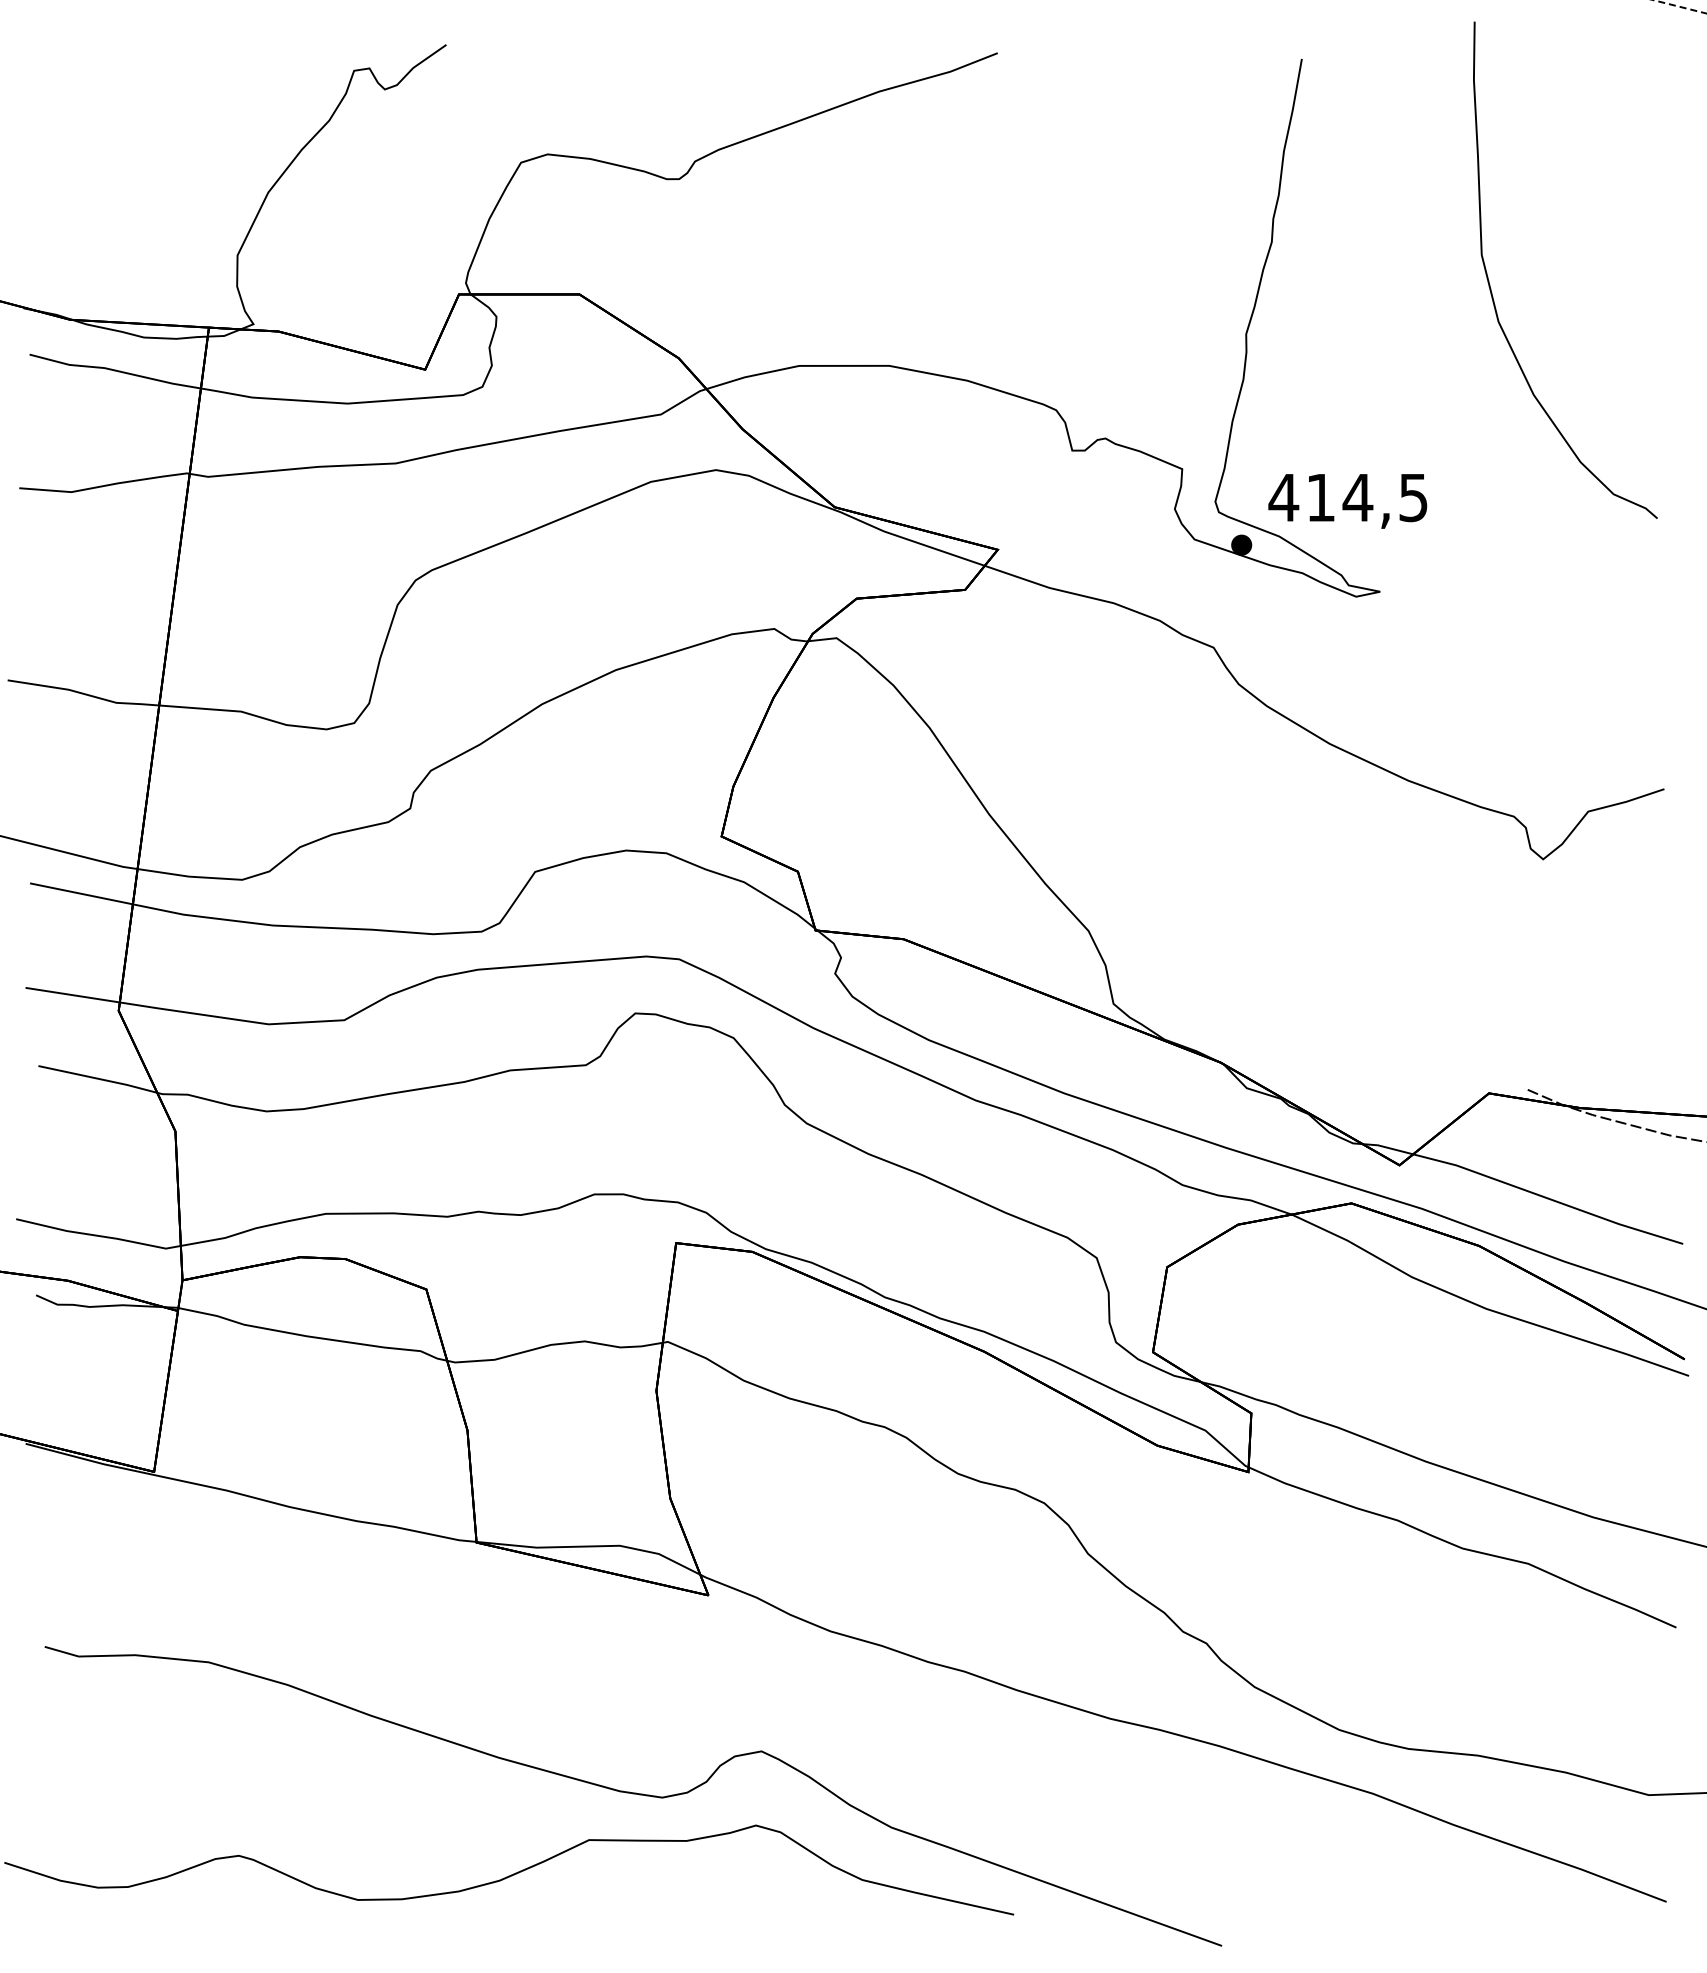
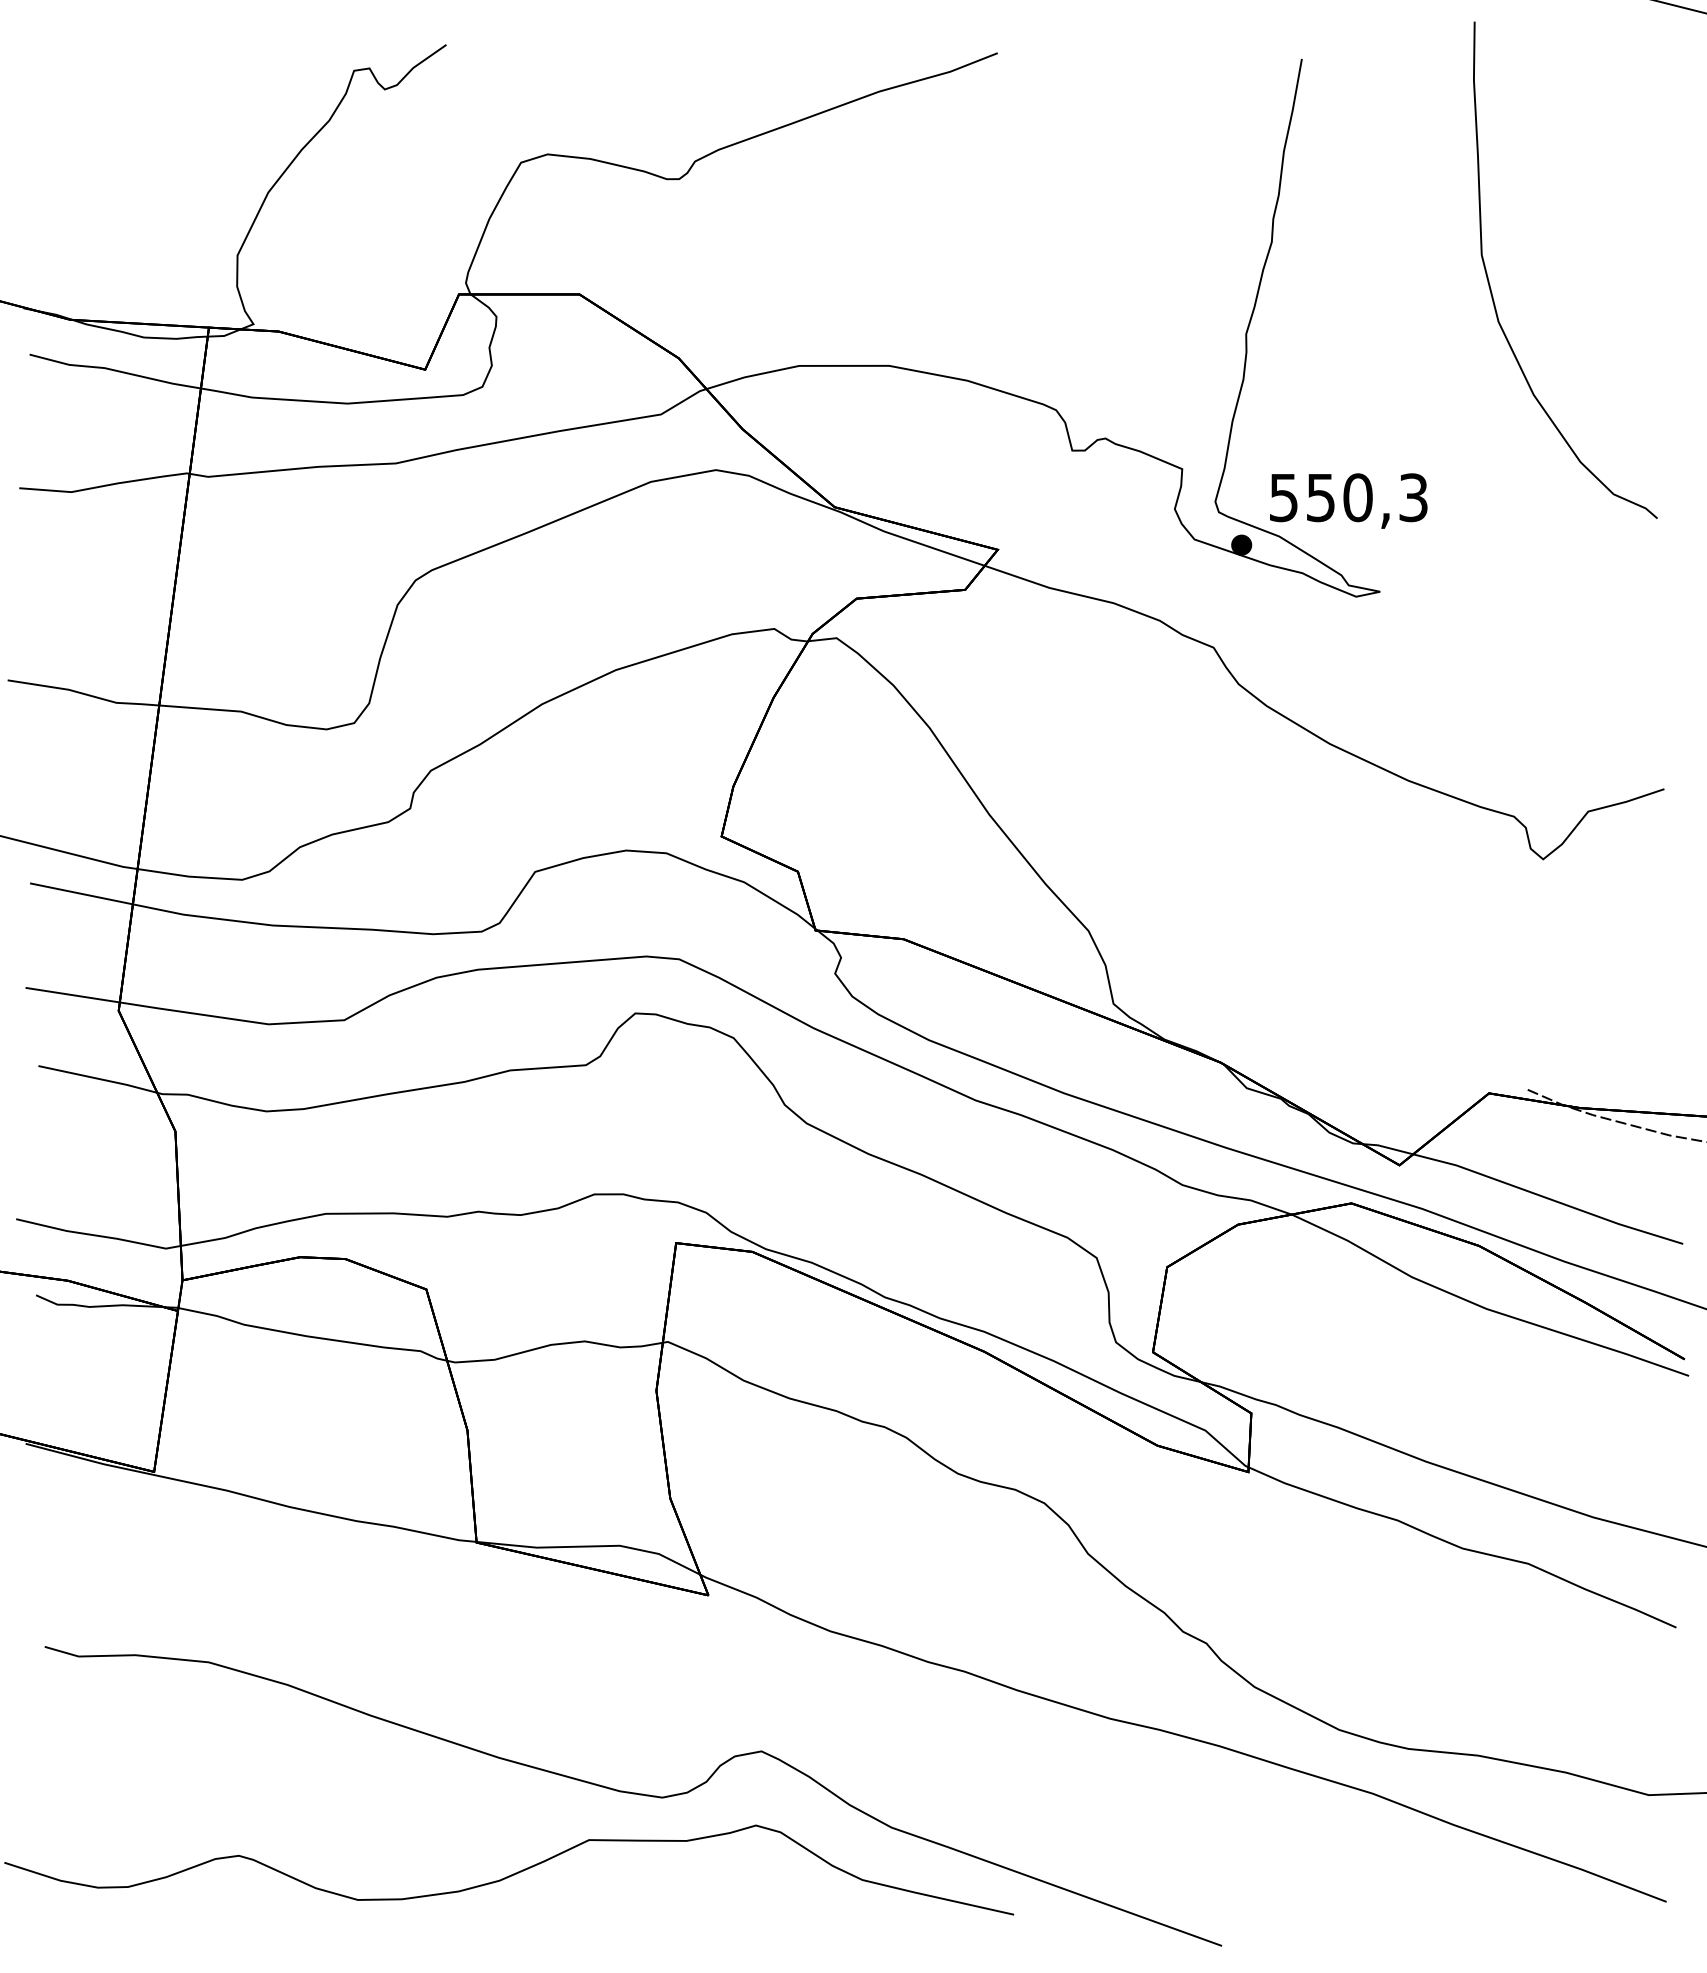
line: dashed -> solid (1680, 6)
text: 414,5 -> 550,3 (1347, 497)
